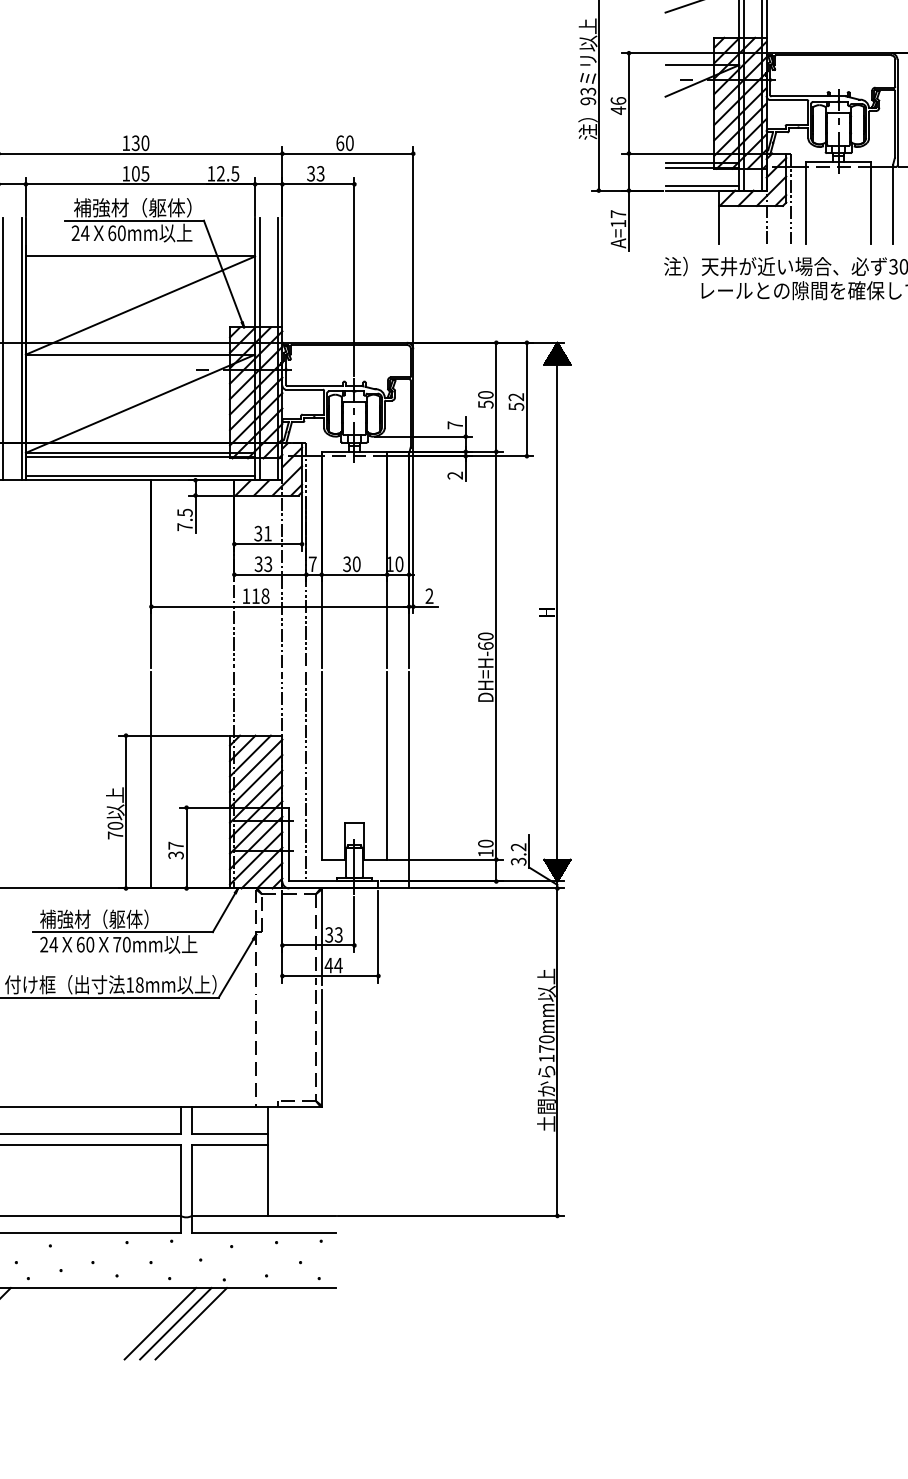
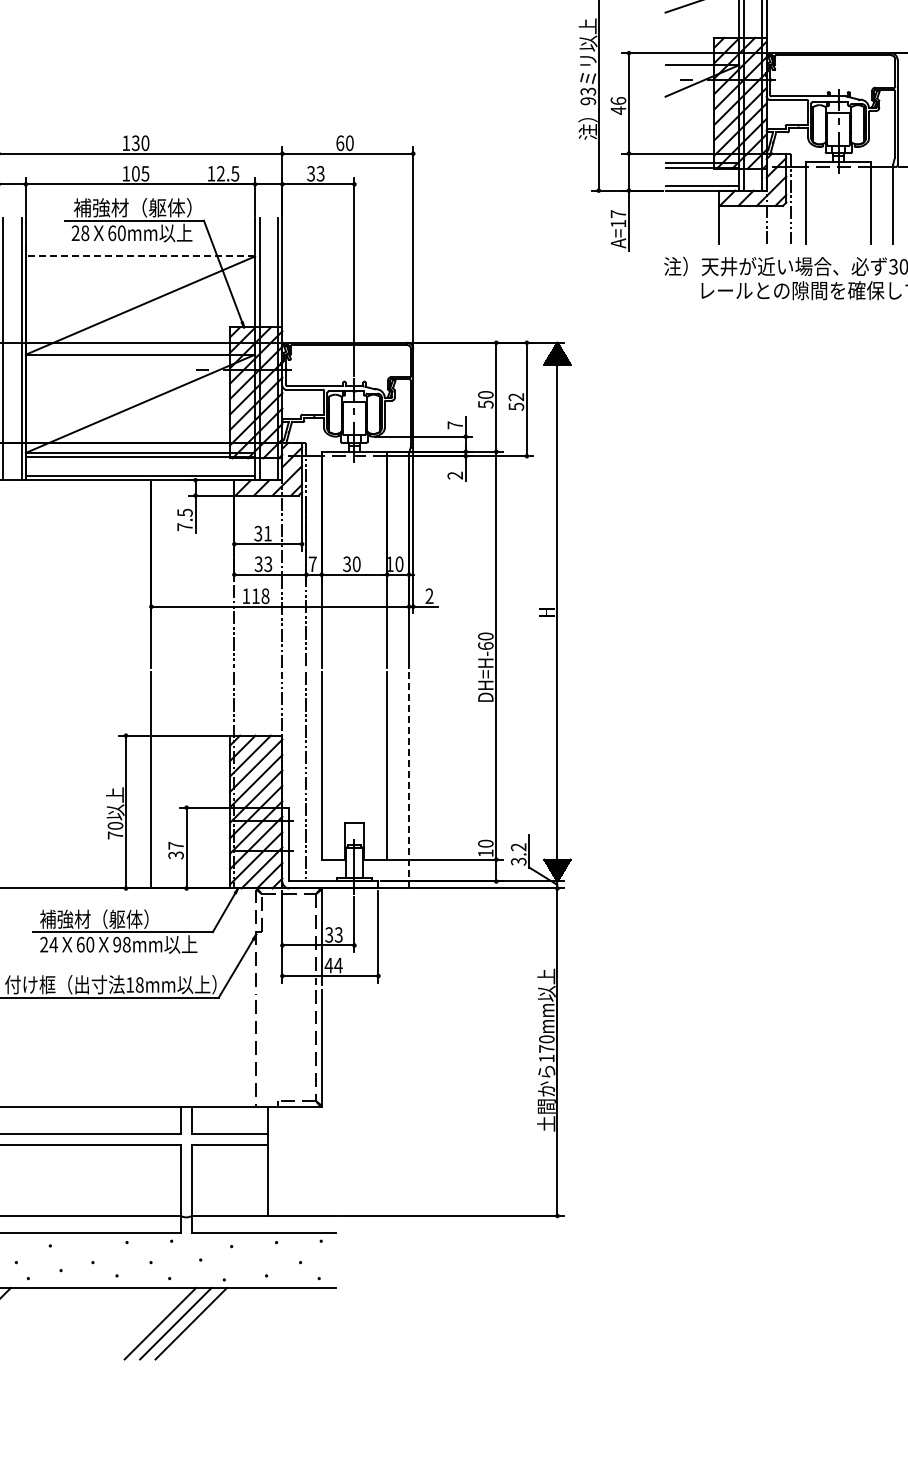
text: 24 -> 28 (85, 233)
line: solid -> dashed (140, 256)
line: solid -> dashed (409, 780)
text: 70mm -> 98mm (121, 944)
